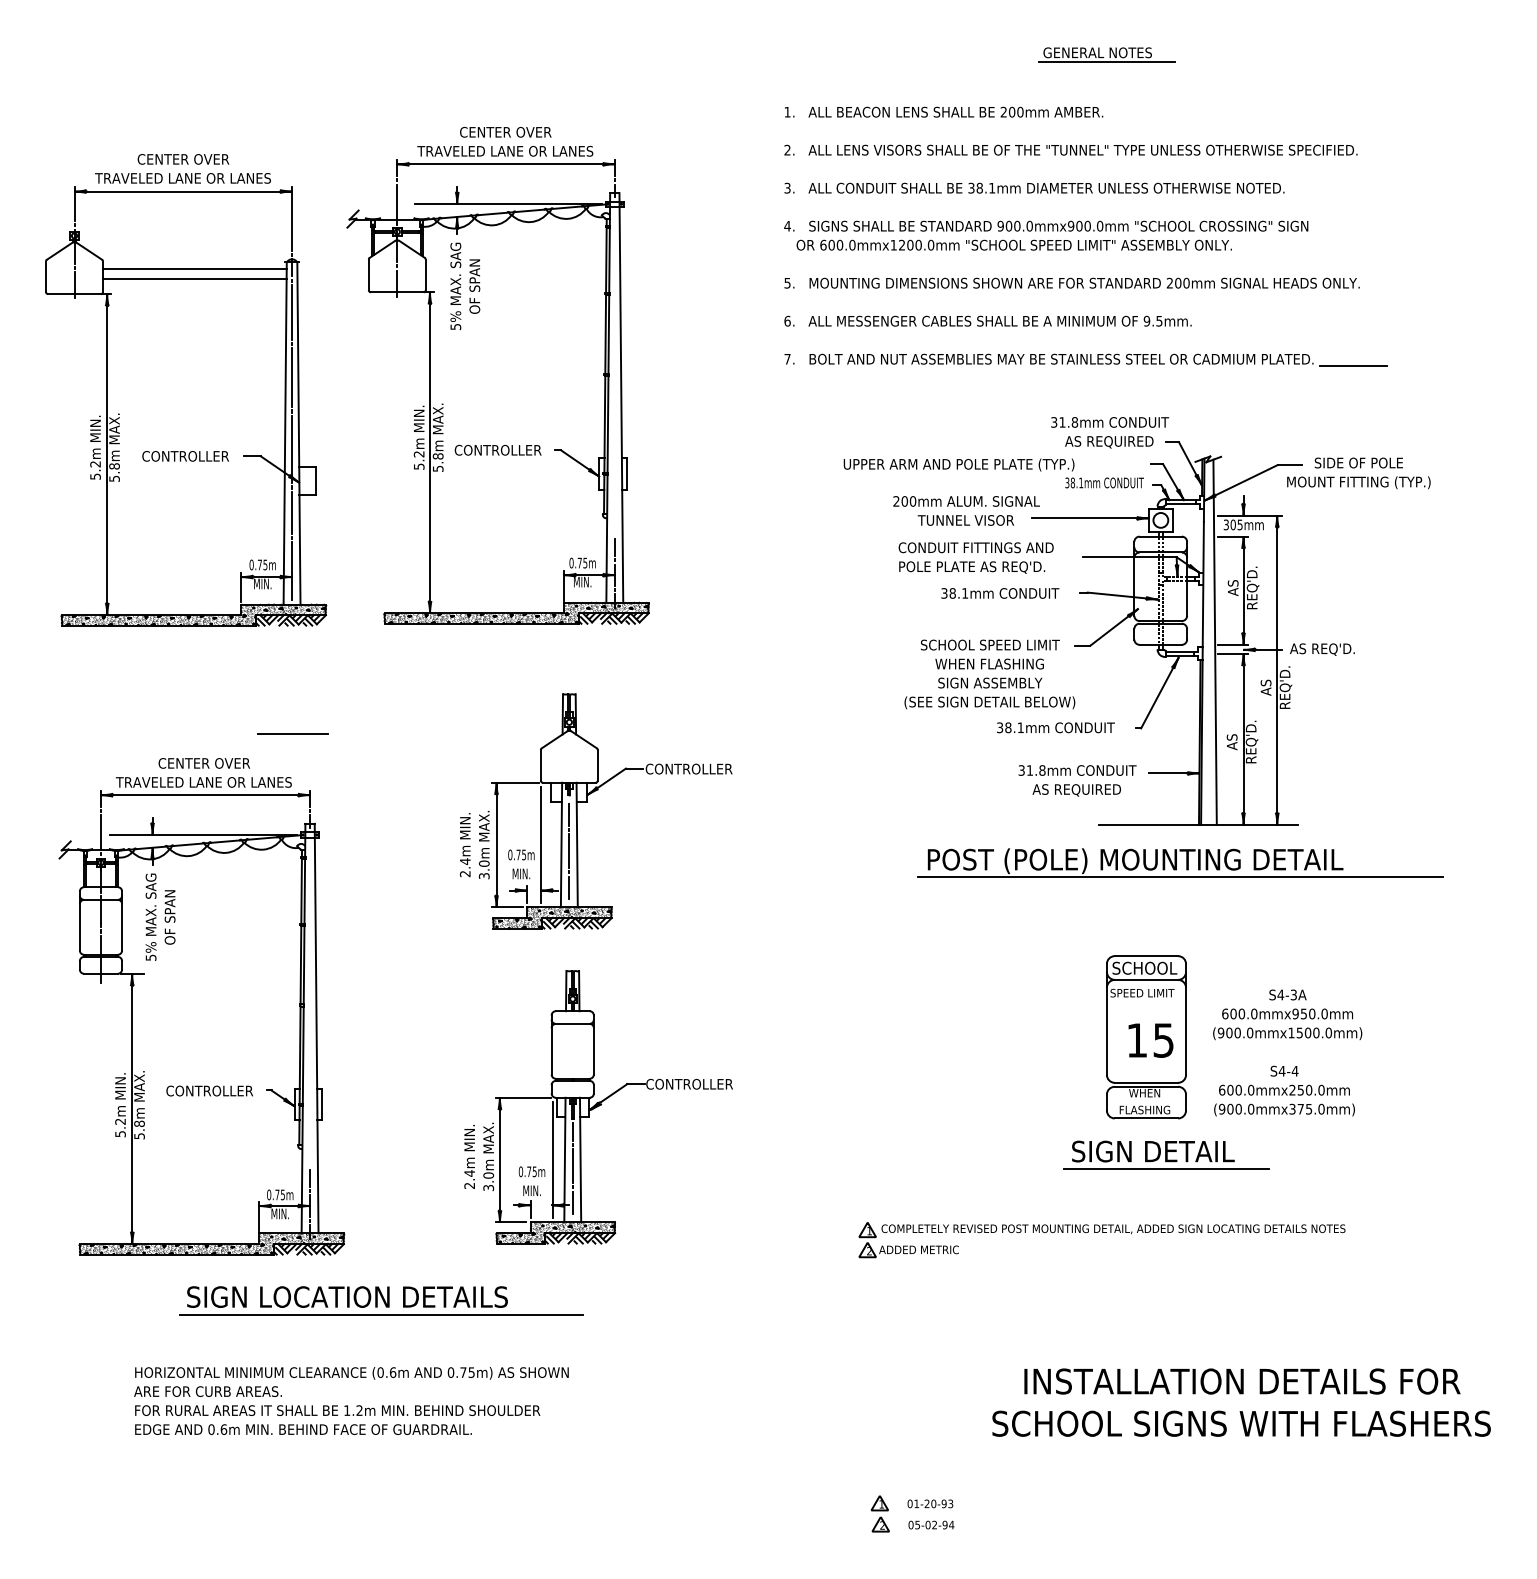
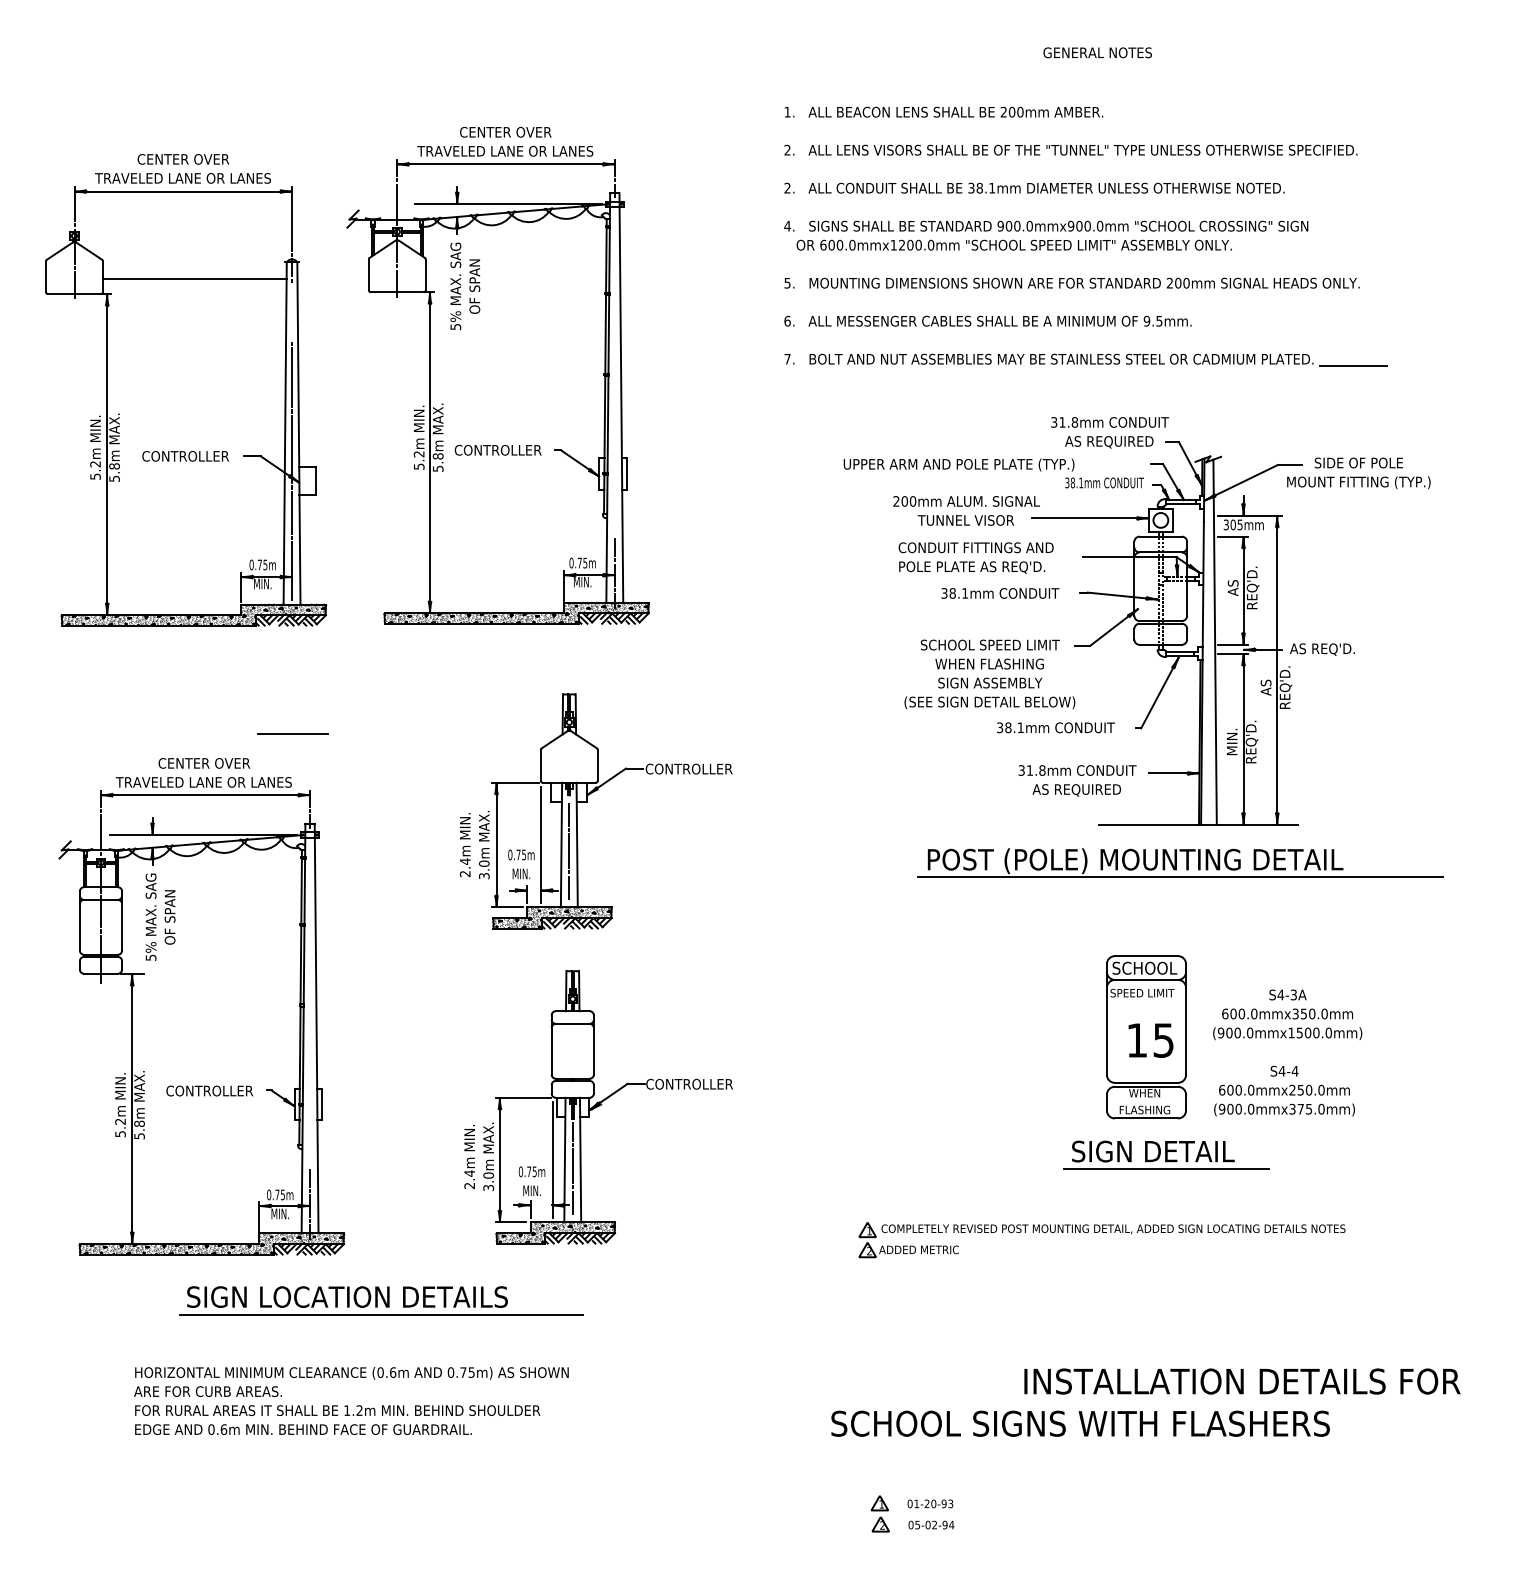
line: present -> none (1106, 61)
text: 3. -> 2. (787, 188)
line: present -> none (194, 268)
line: present -> none (292, 311)
text: AS -> MIN. (1231, 741)
text: 600.0mmx950.0mm -> 600.0mmx350.0mm (1295, 1013)
text position: (1241, 1423) -> (1080, 1423) (1080, 1423)
